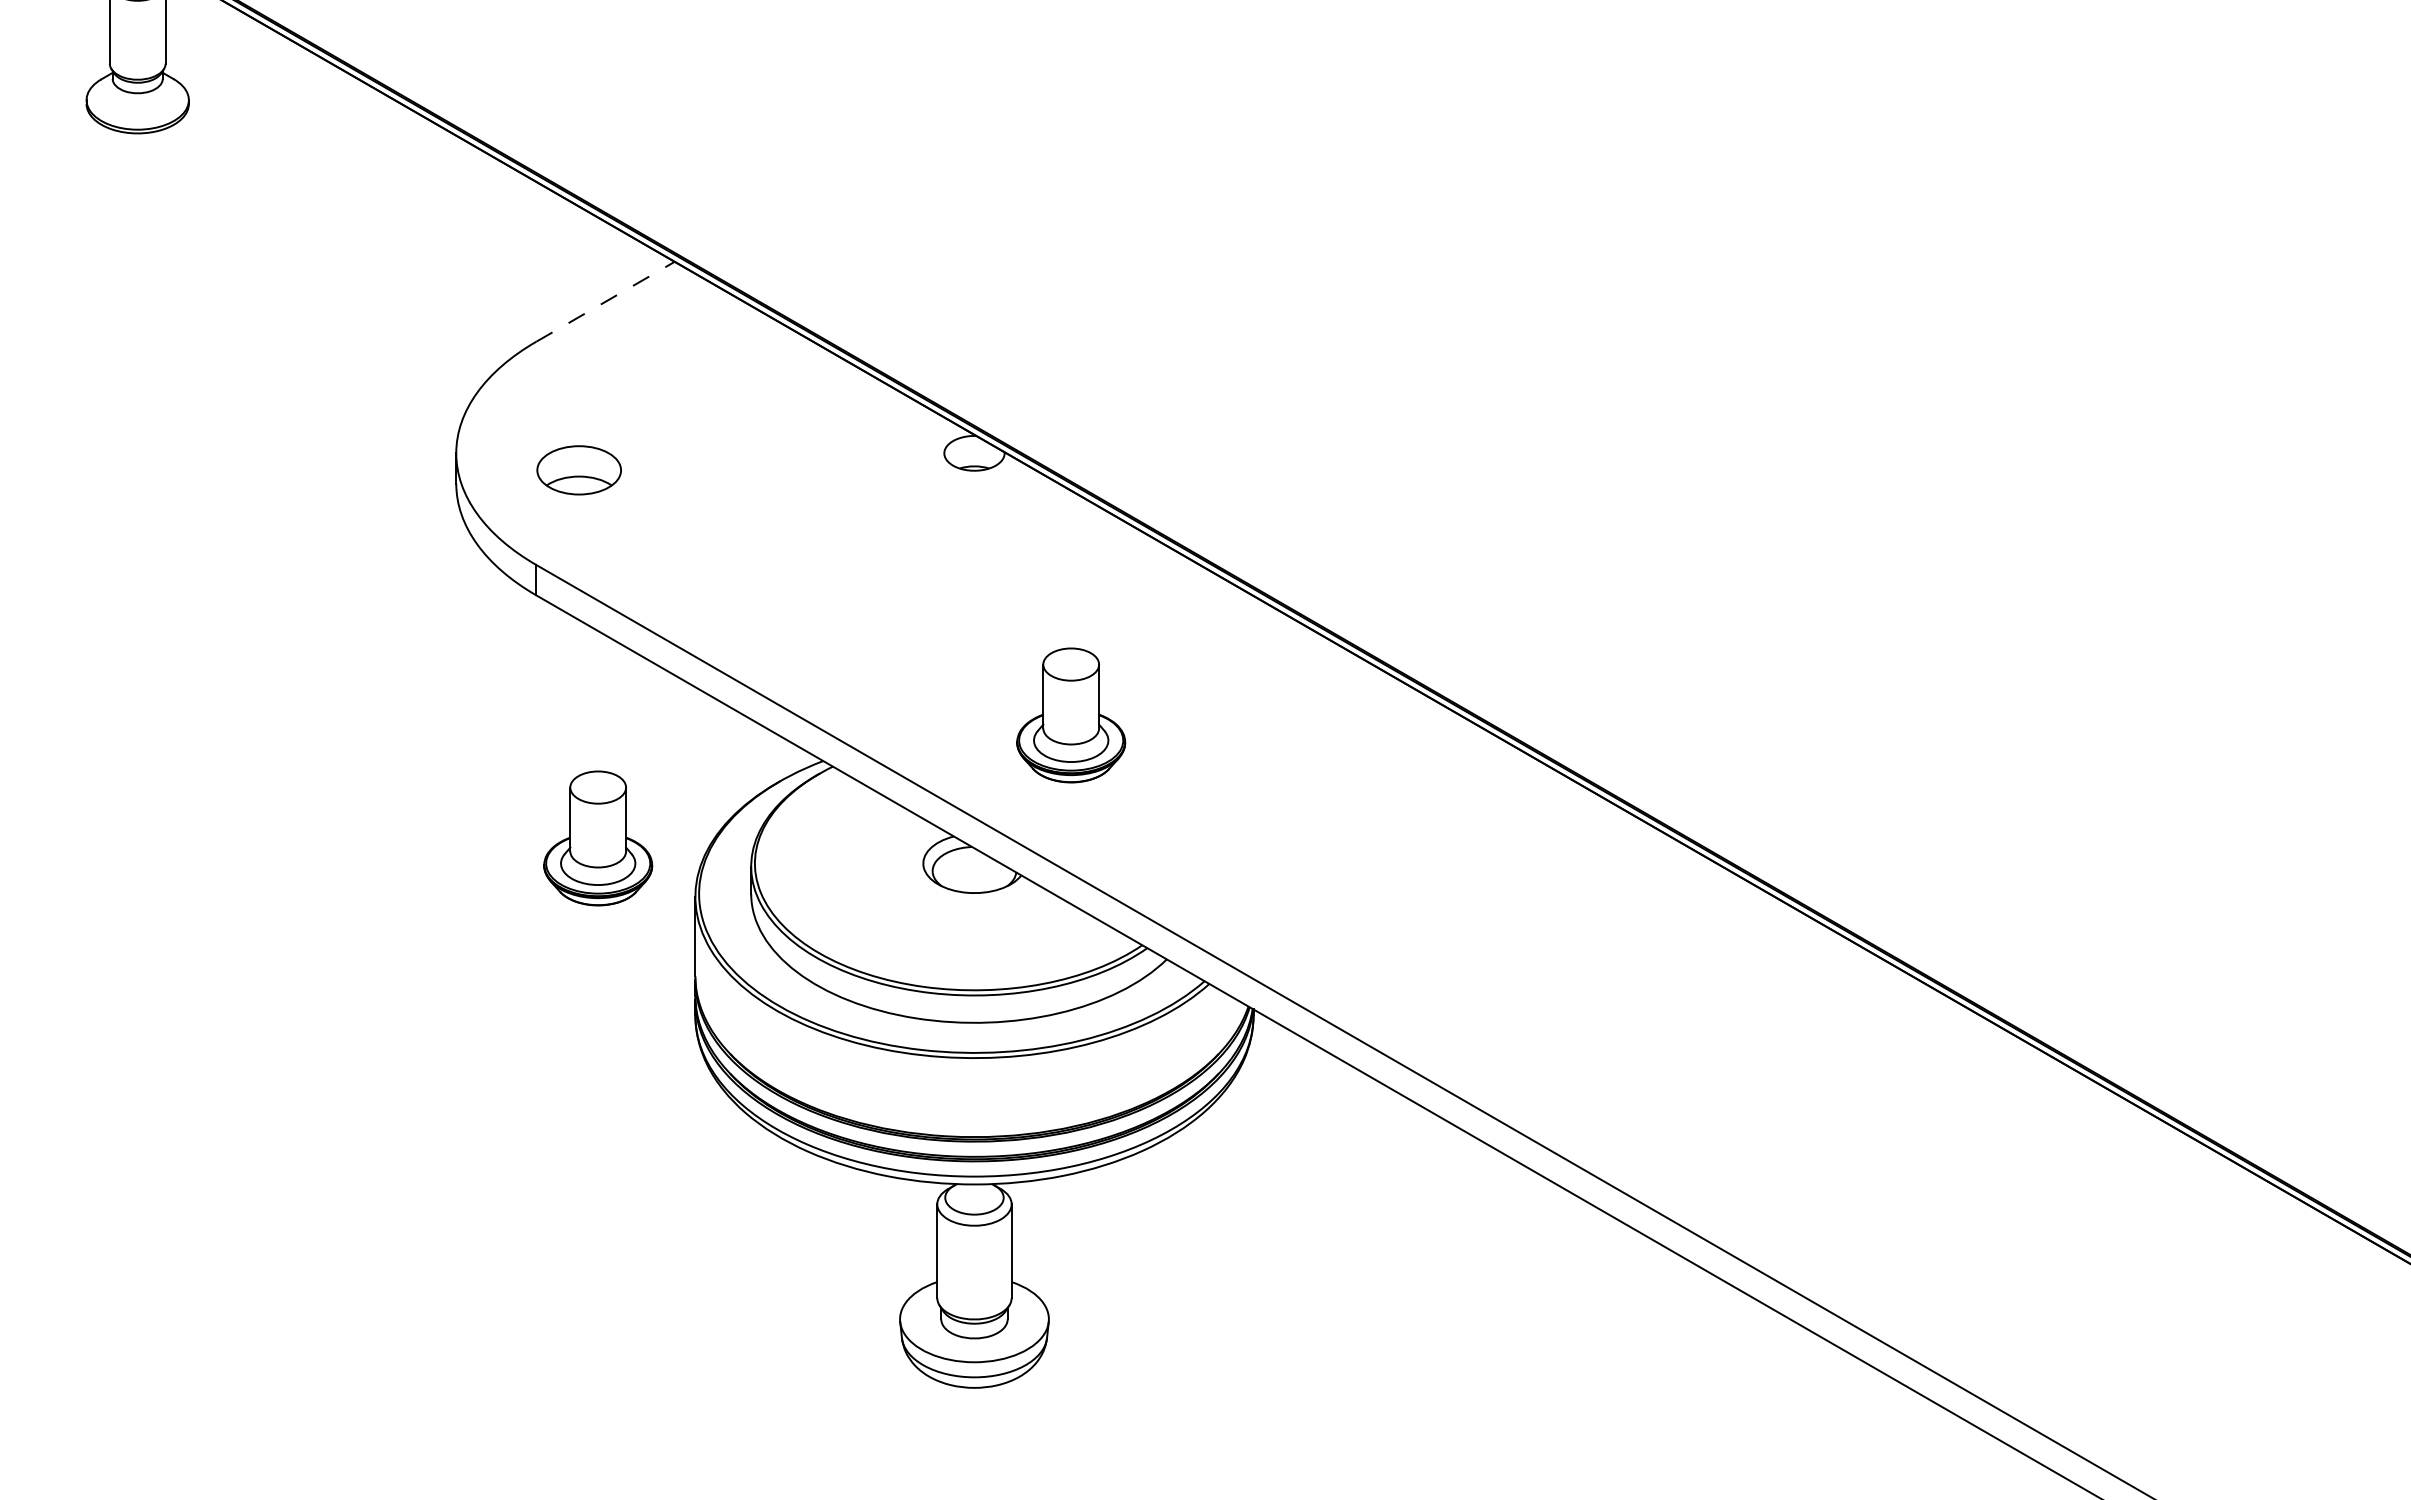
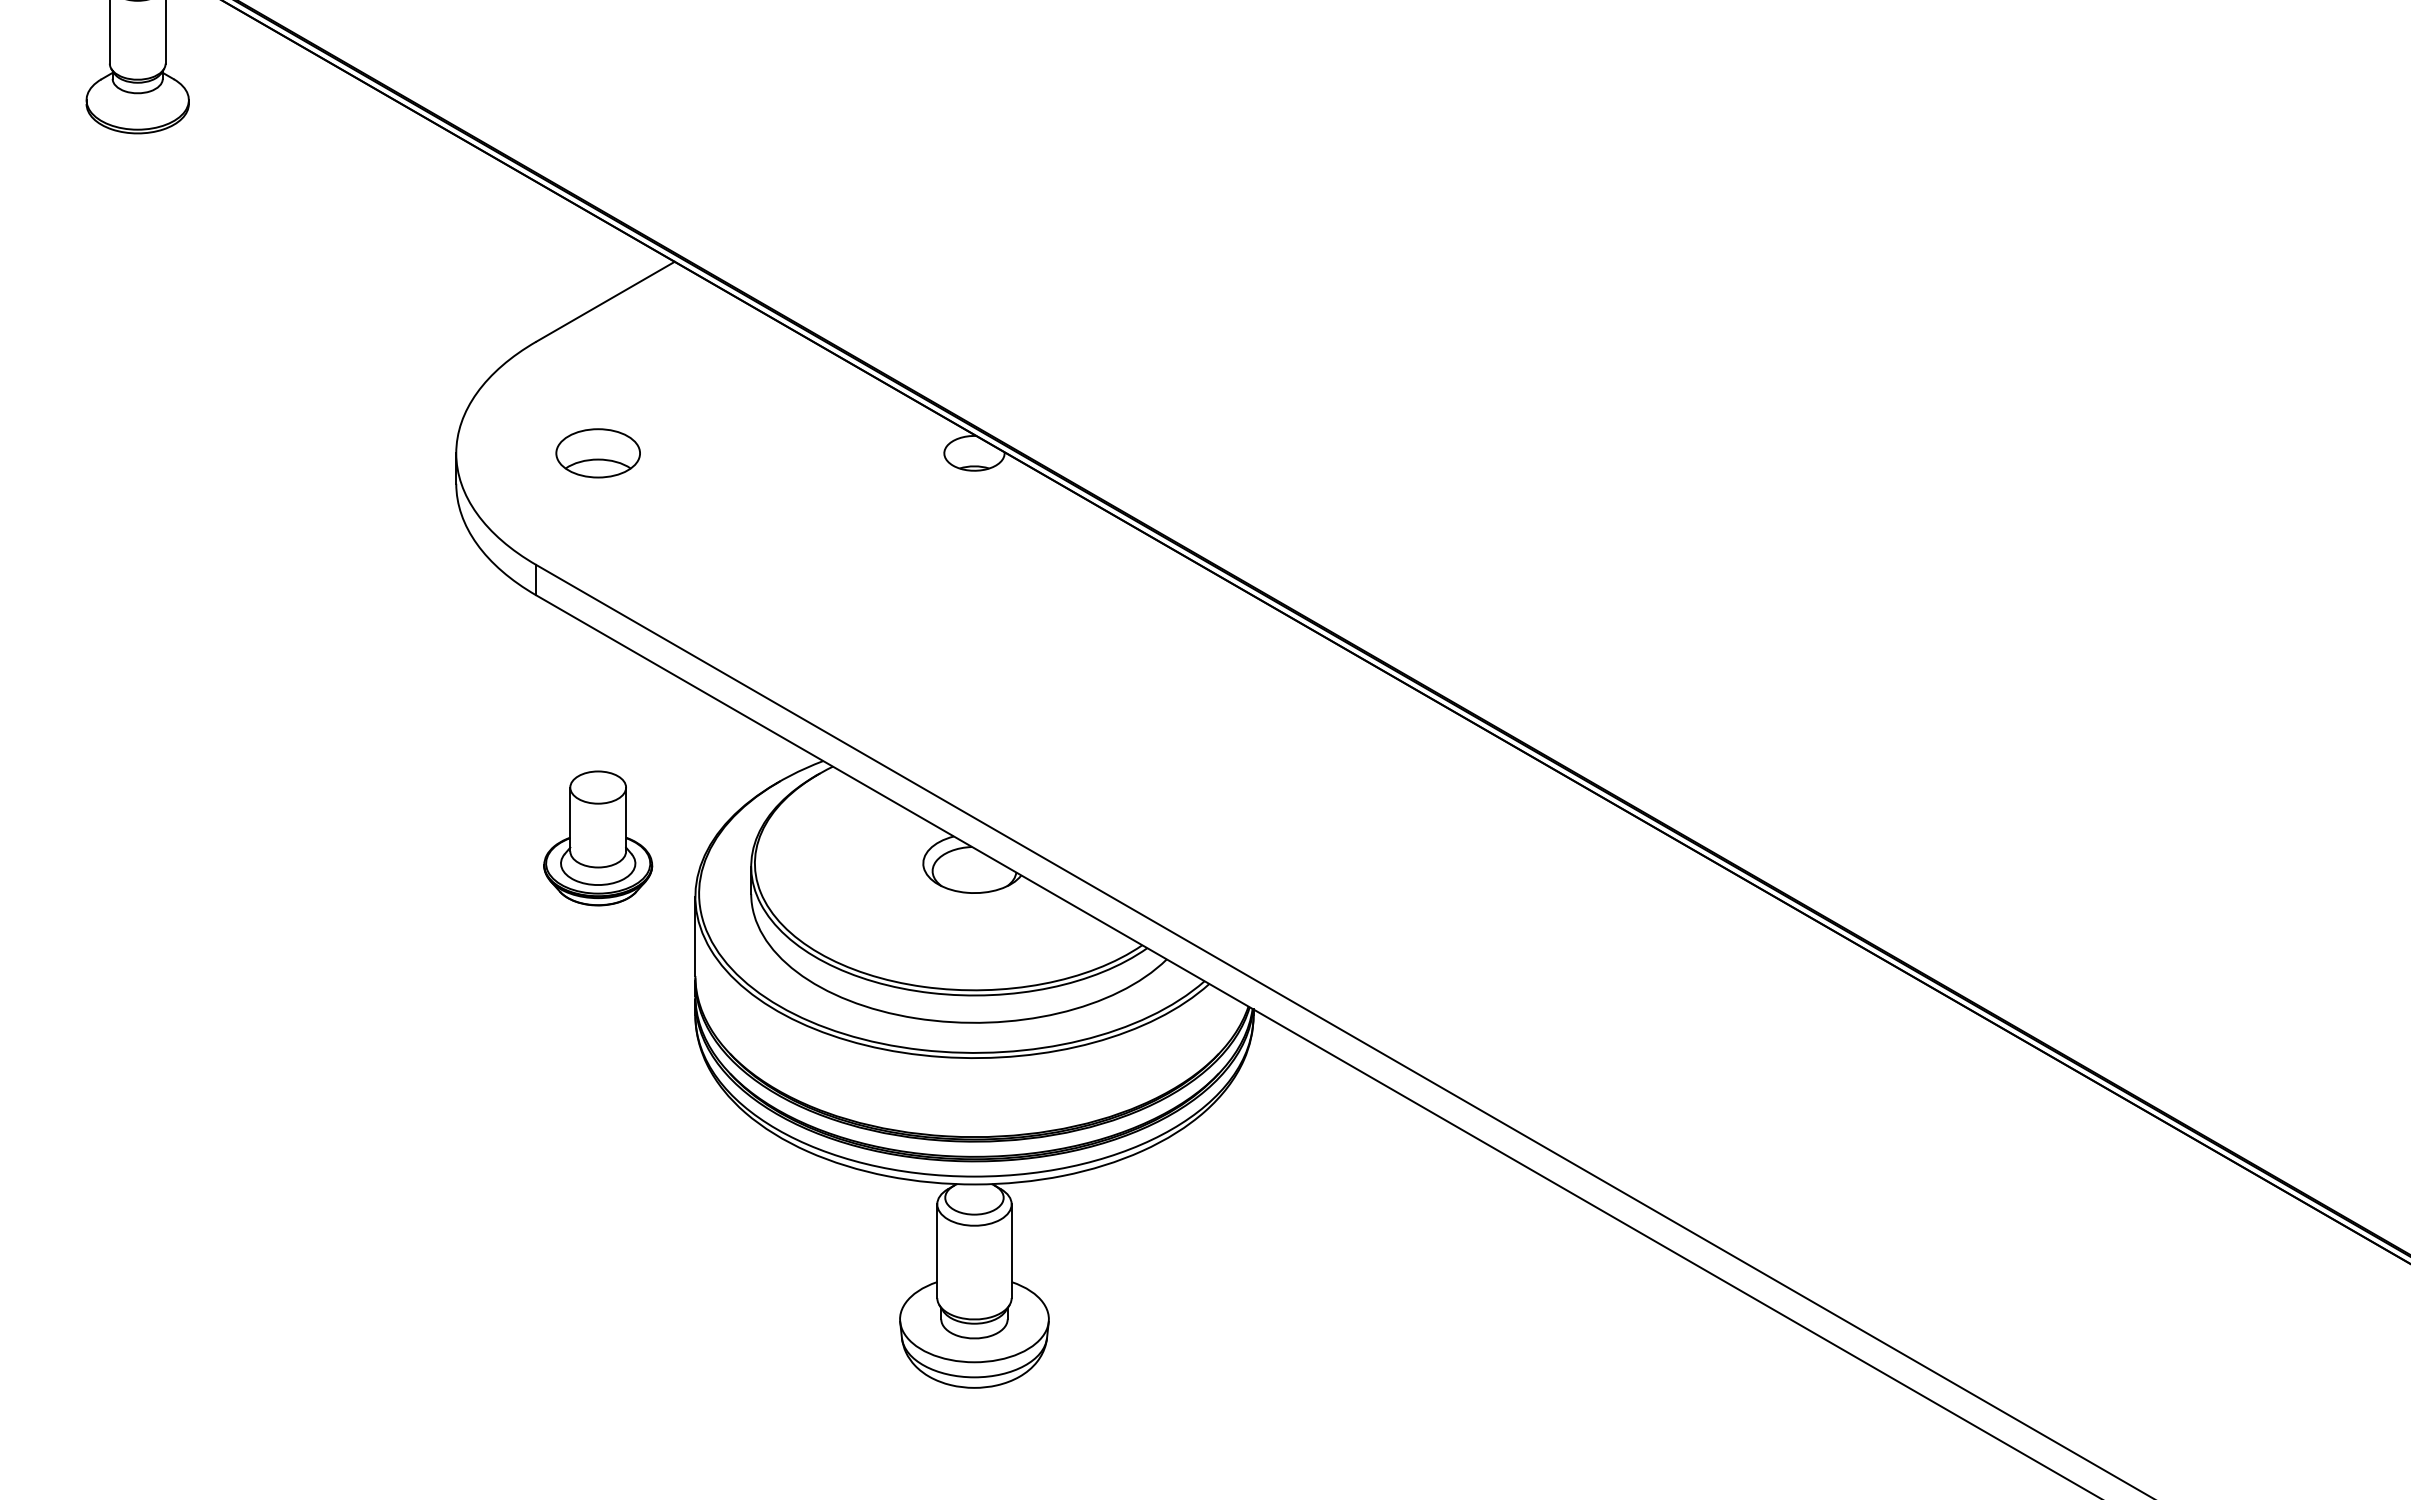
line: dashed -> solid (605, 301)
part position: (578, 470) -> (597, 453) (597, 453)
part: present -> none (1071, 715)
